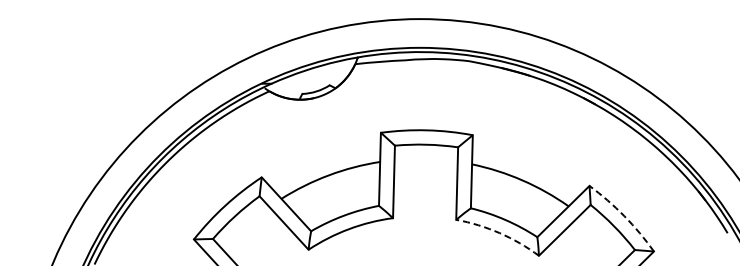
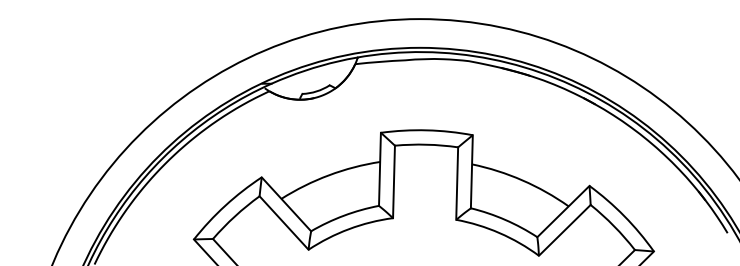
arc: dashed -> solid (624, 216)
arc: dashed -> solid (499, 233)
